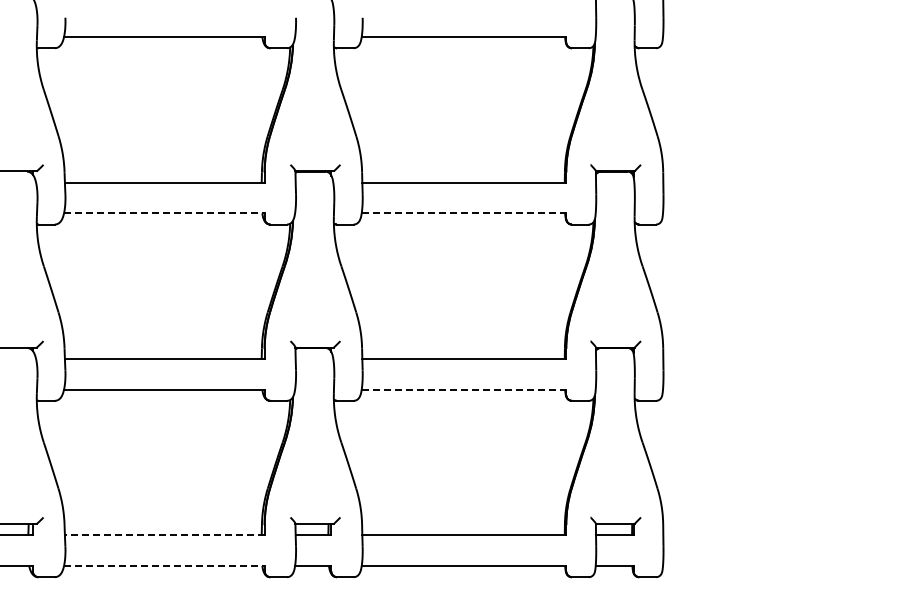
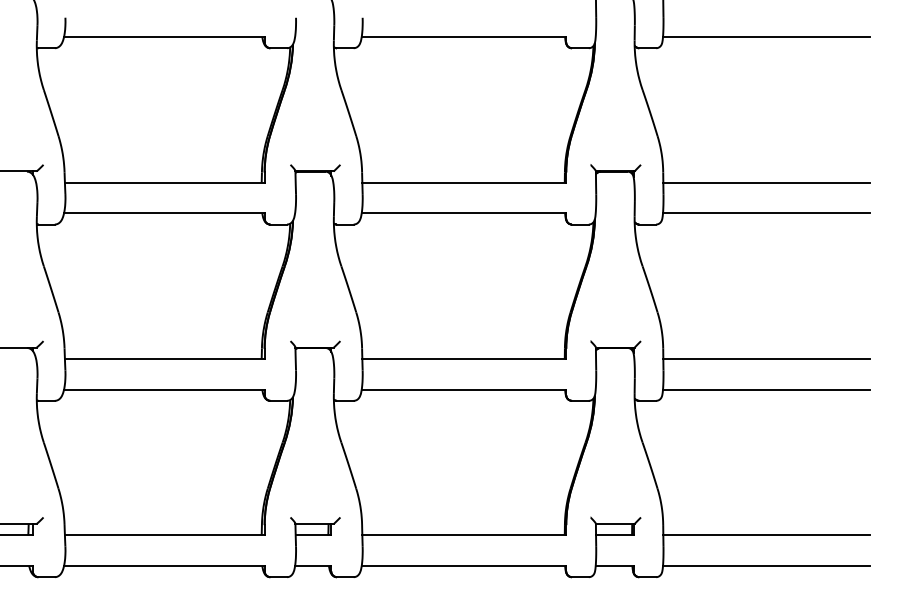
line: none -> present (766, 37)
line: none -> present (766, 182)
line: dashed -> solid (164, 213)
line: dashed -> solid (464, 213)
line: none -> present (766, 213)
line: none -> present (766, 359)
line: dashed -> solid (464, 389)
line: none -> present (766, 389)
line: dashed -> solid (164, 535)
line: none -> present (766, 535)
line: dashed -> solid (164, 566)
line: none -> present (766, 566)
